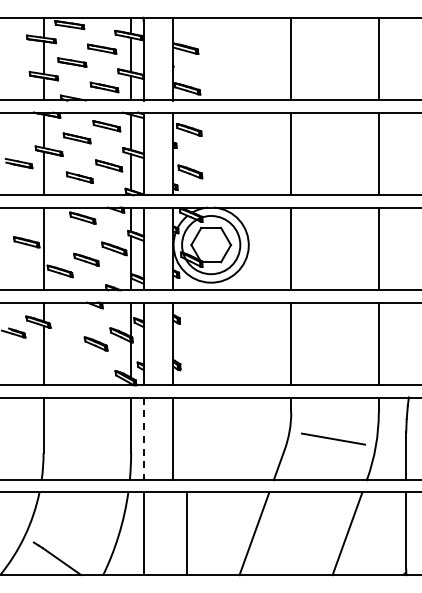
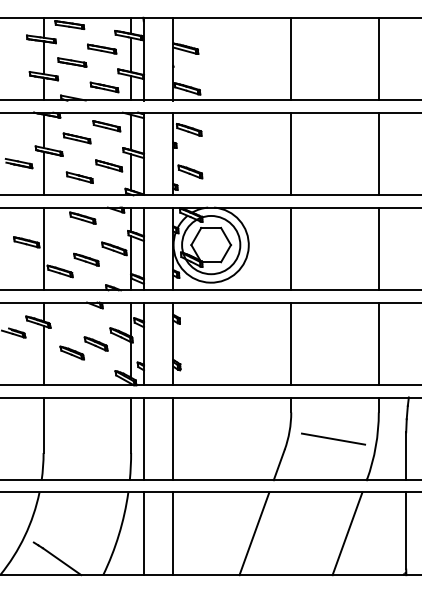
part: none -> present (71, 352)
line: dashed -> solid (143, 439)
line position: (187, 533) -> (173, 533) (173, 533)
